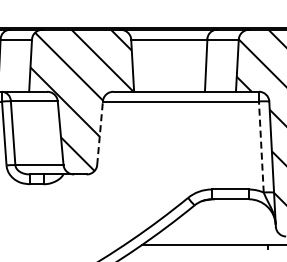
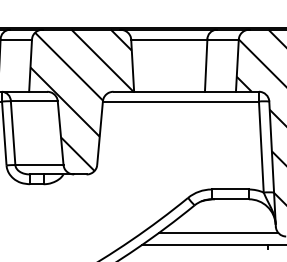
line: dashed -> solid (100, 133)
line: dashed -> solid (261, 147)
line: none -> present (218, 232)
